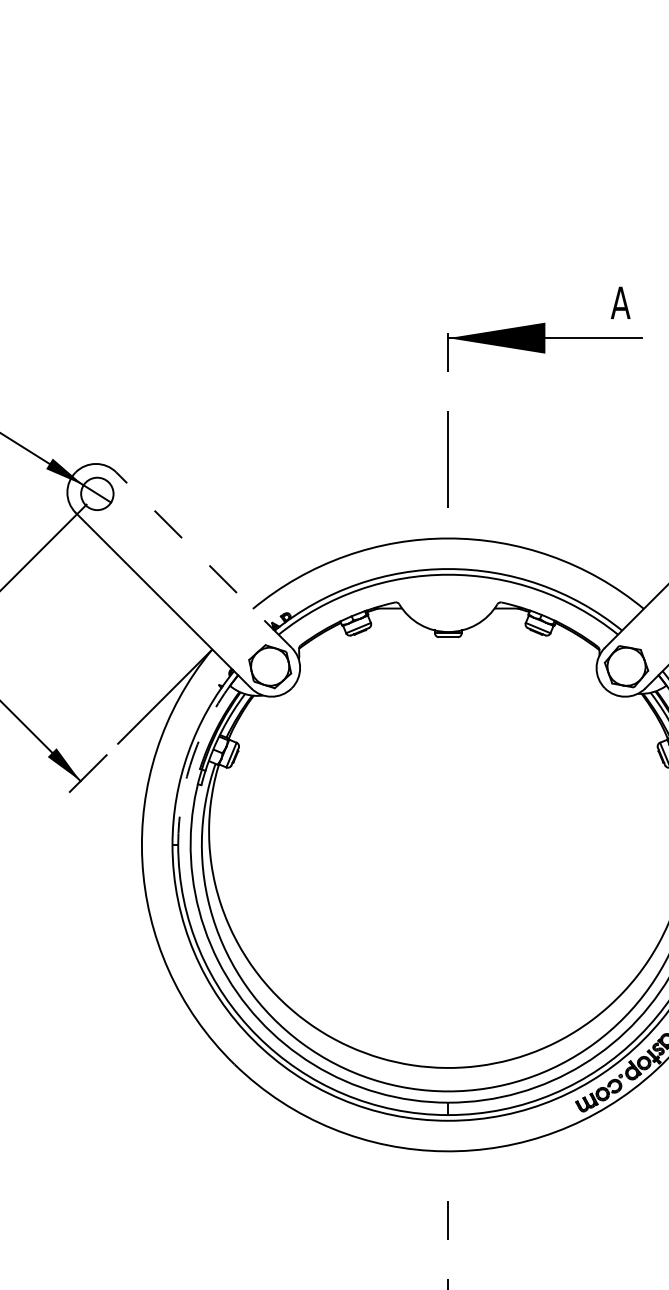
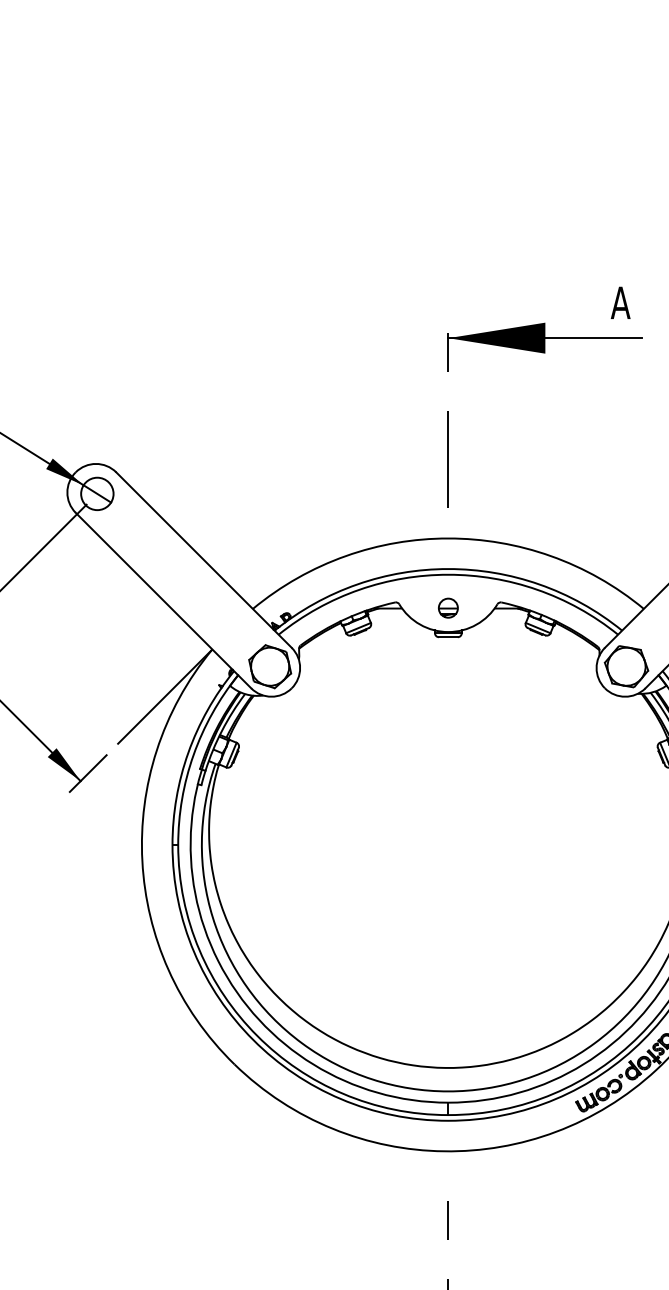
line: dashed -> solid (203, 559)
part: none -> present (448, 607)
arc: dashed -> solid (193, 754)
